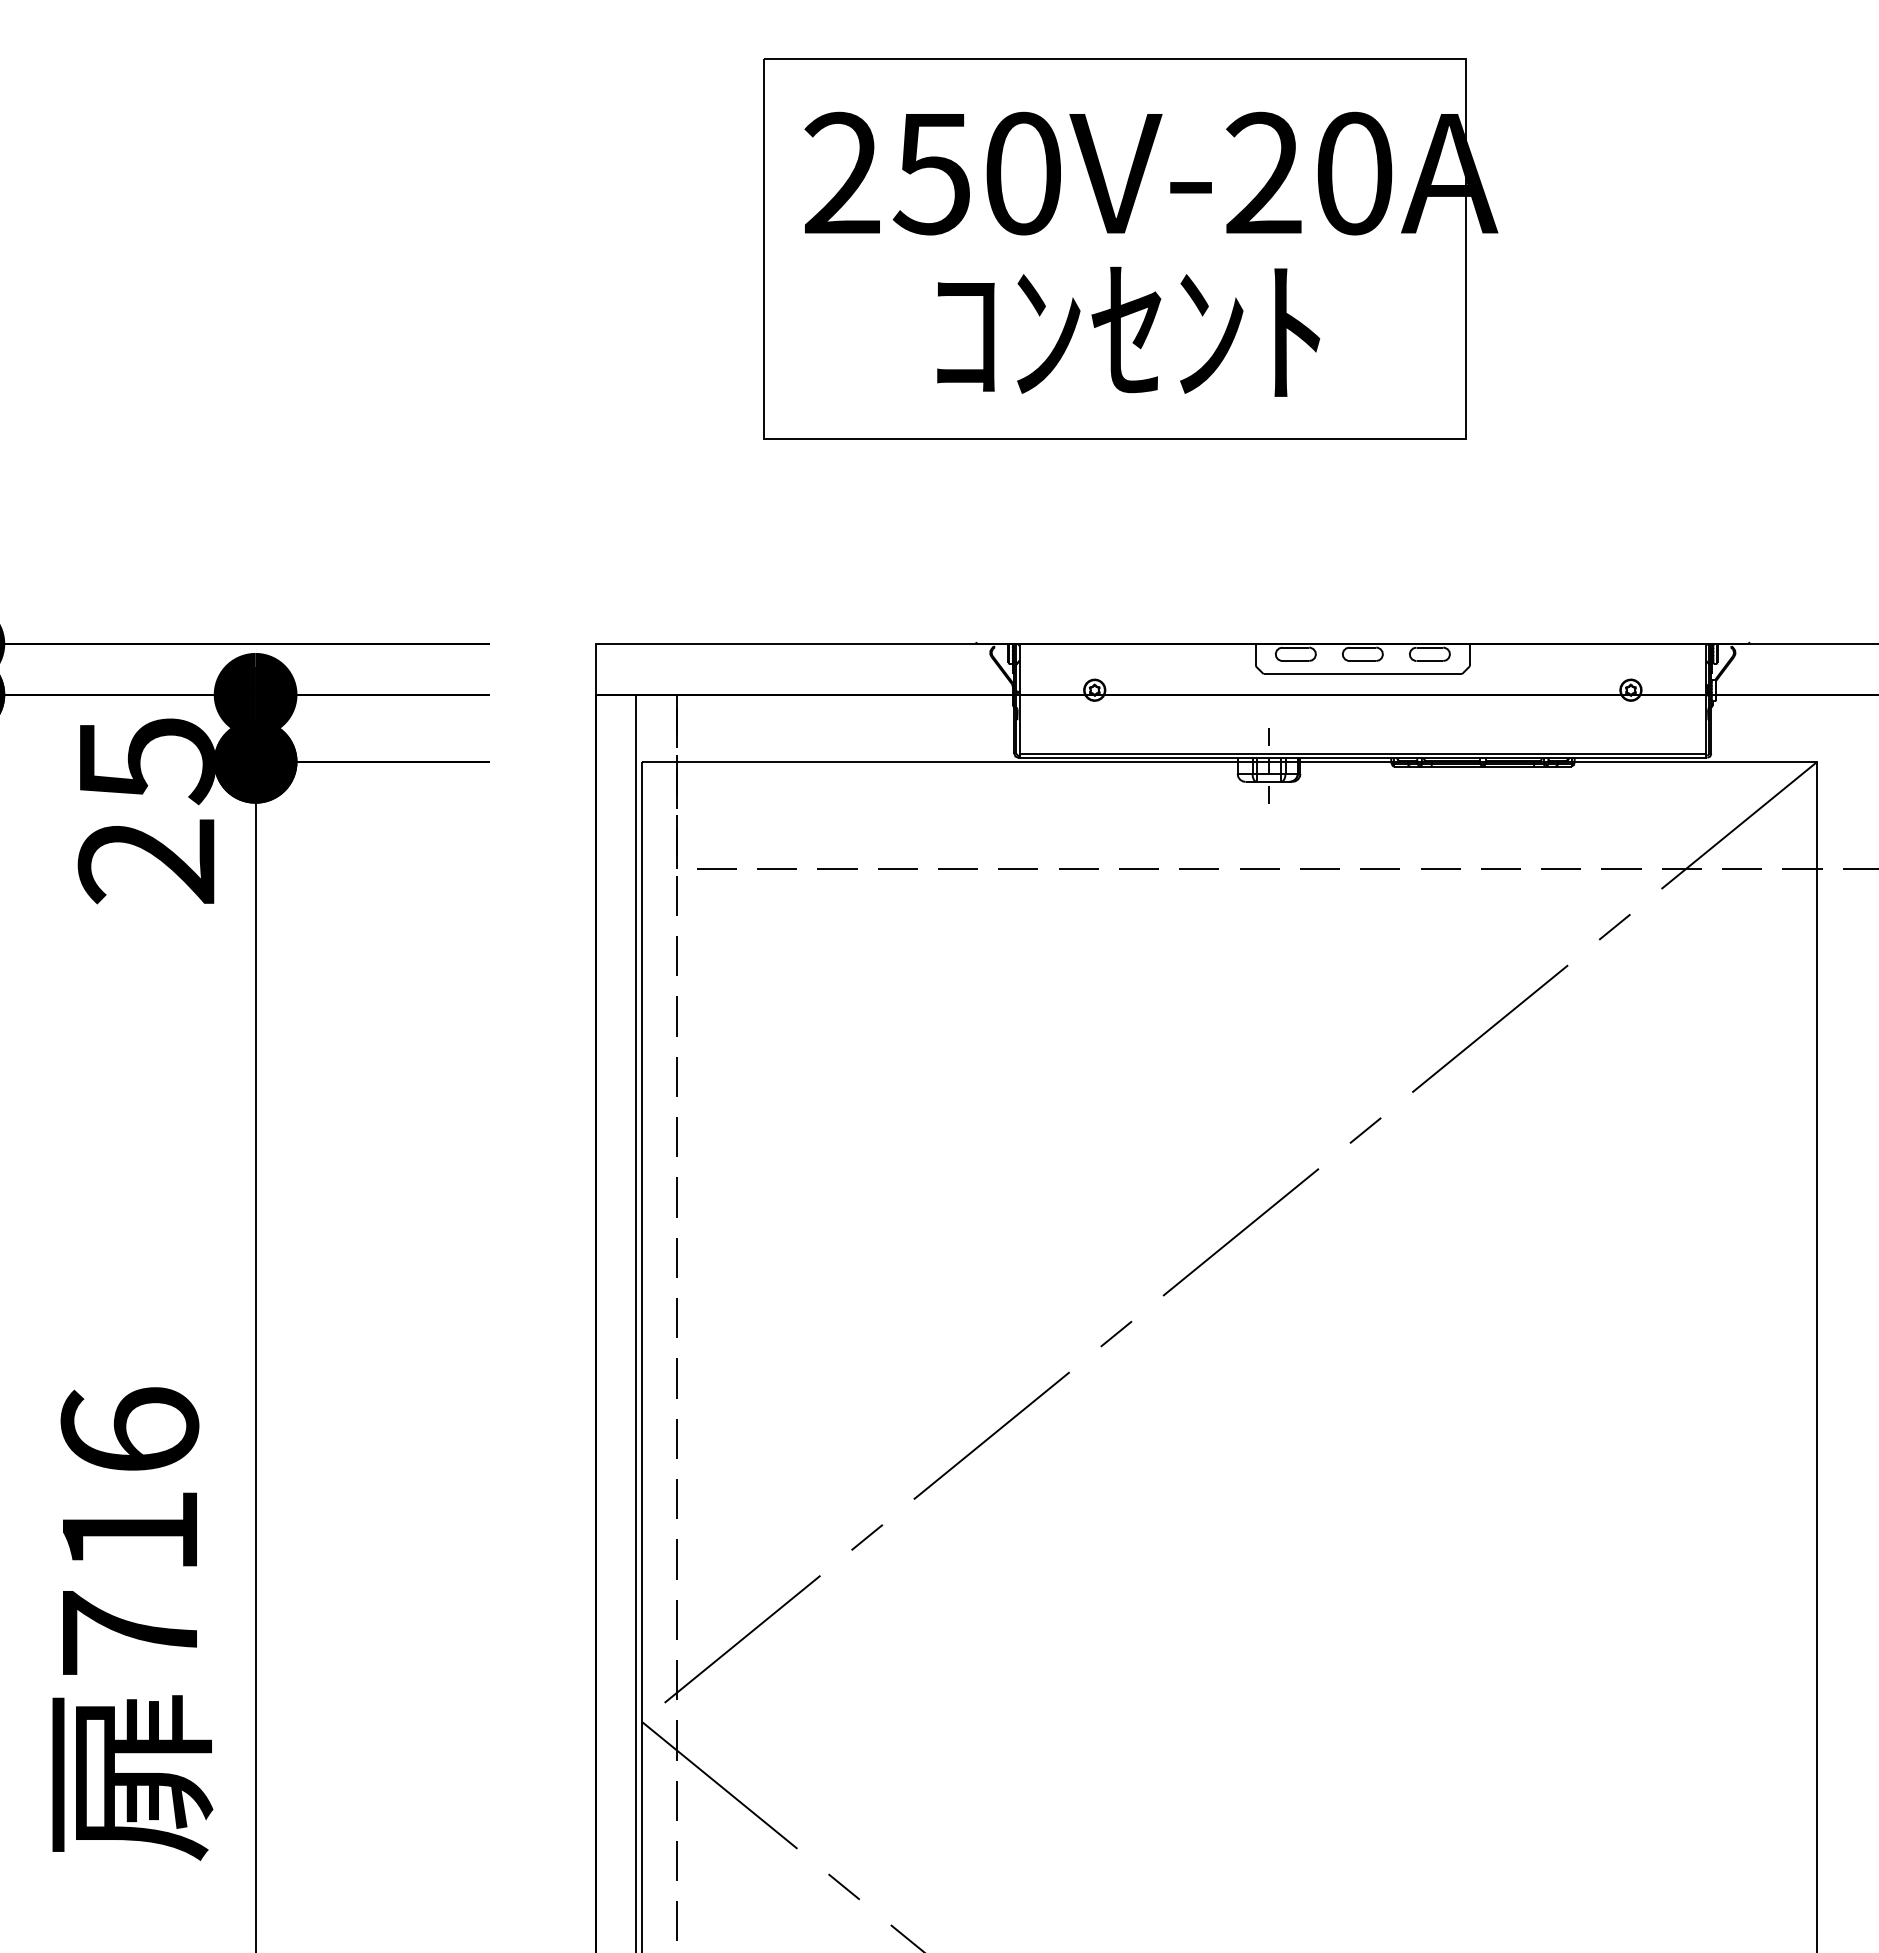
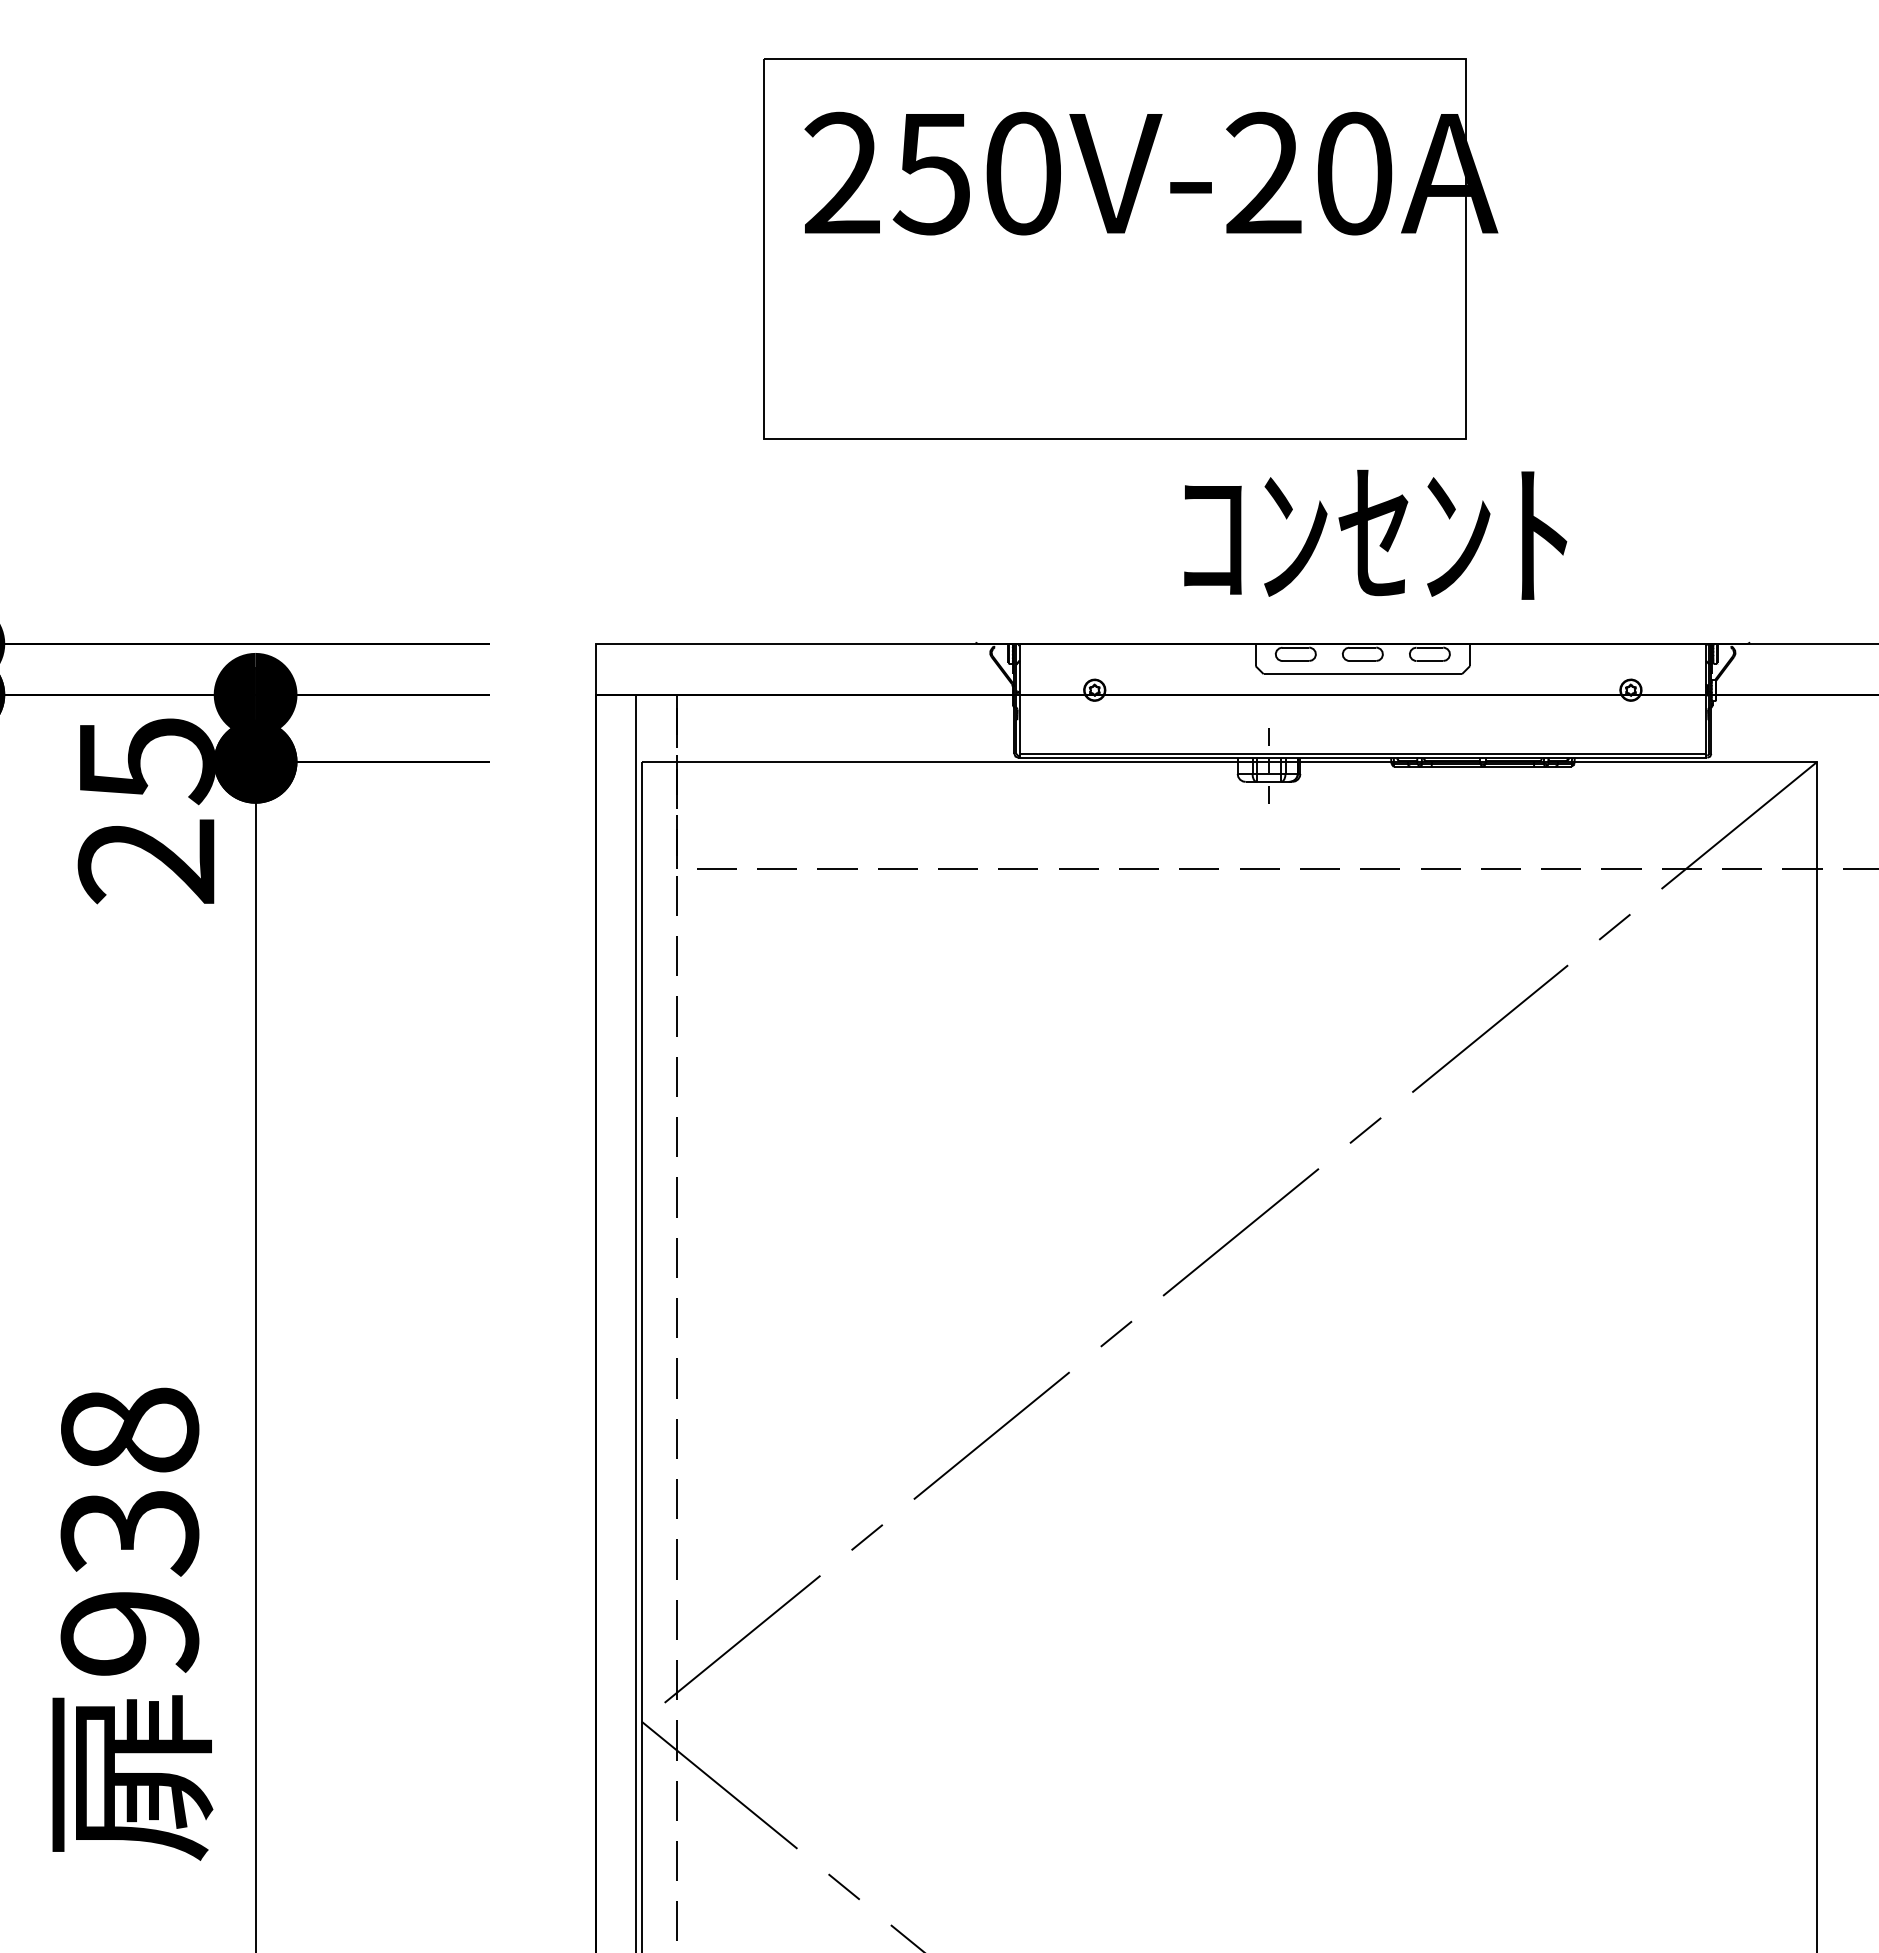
text position: (1128, 331) -> (1375, 534) (1375, 534)
text: 716 -> 938 (129, 1531)
